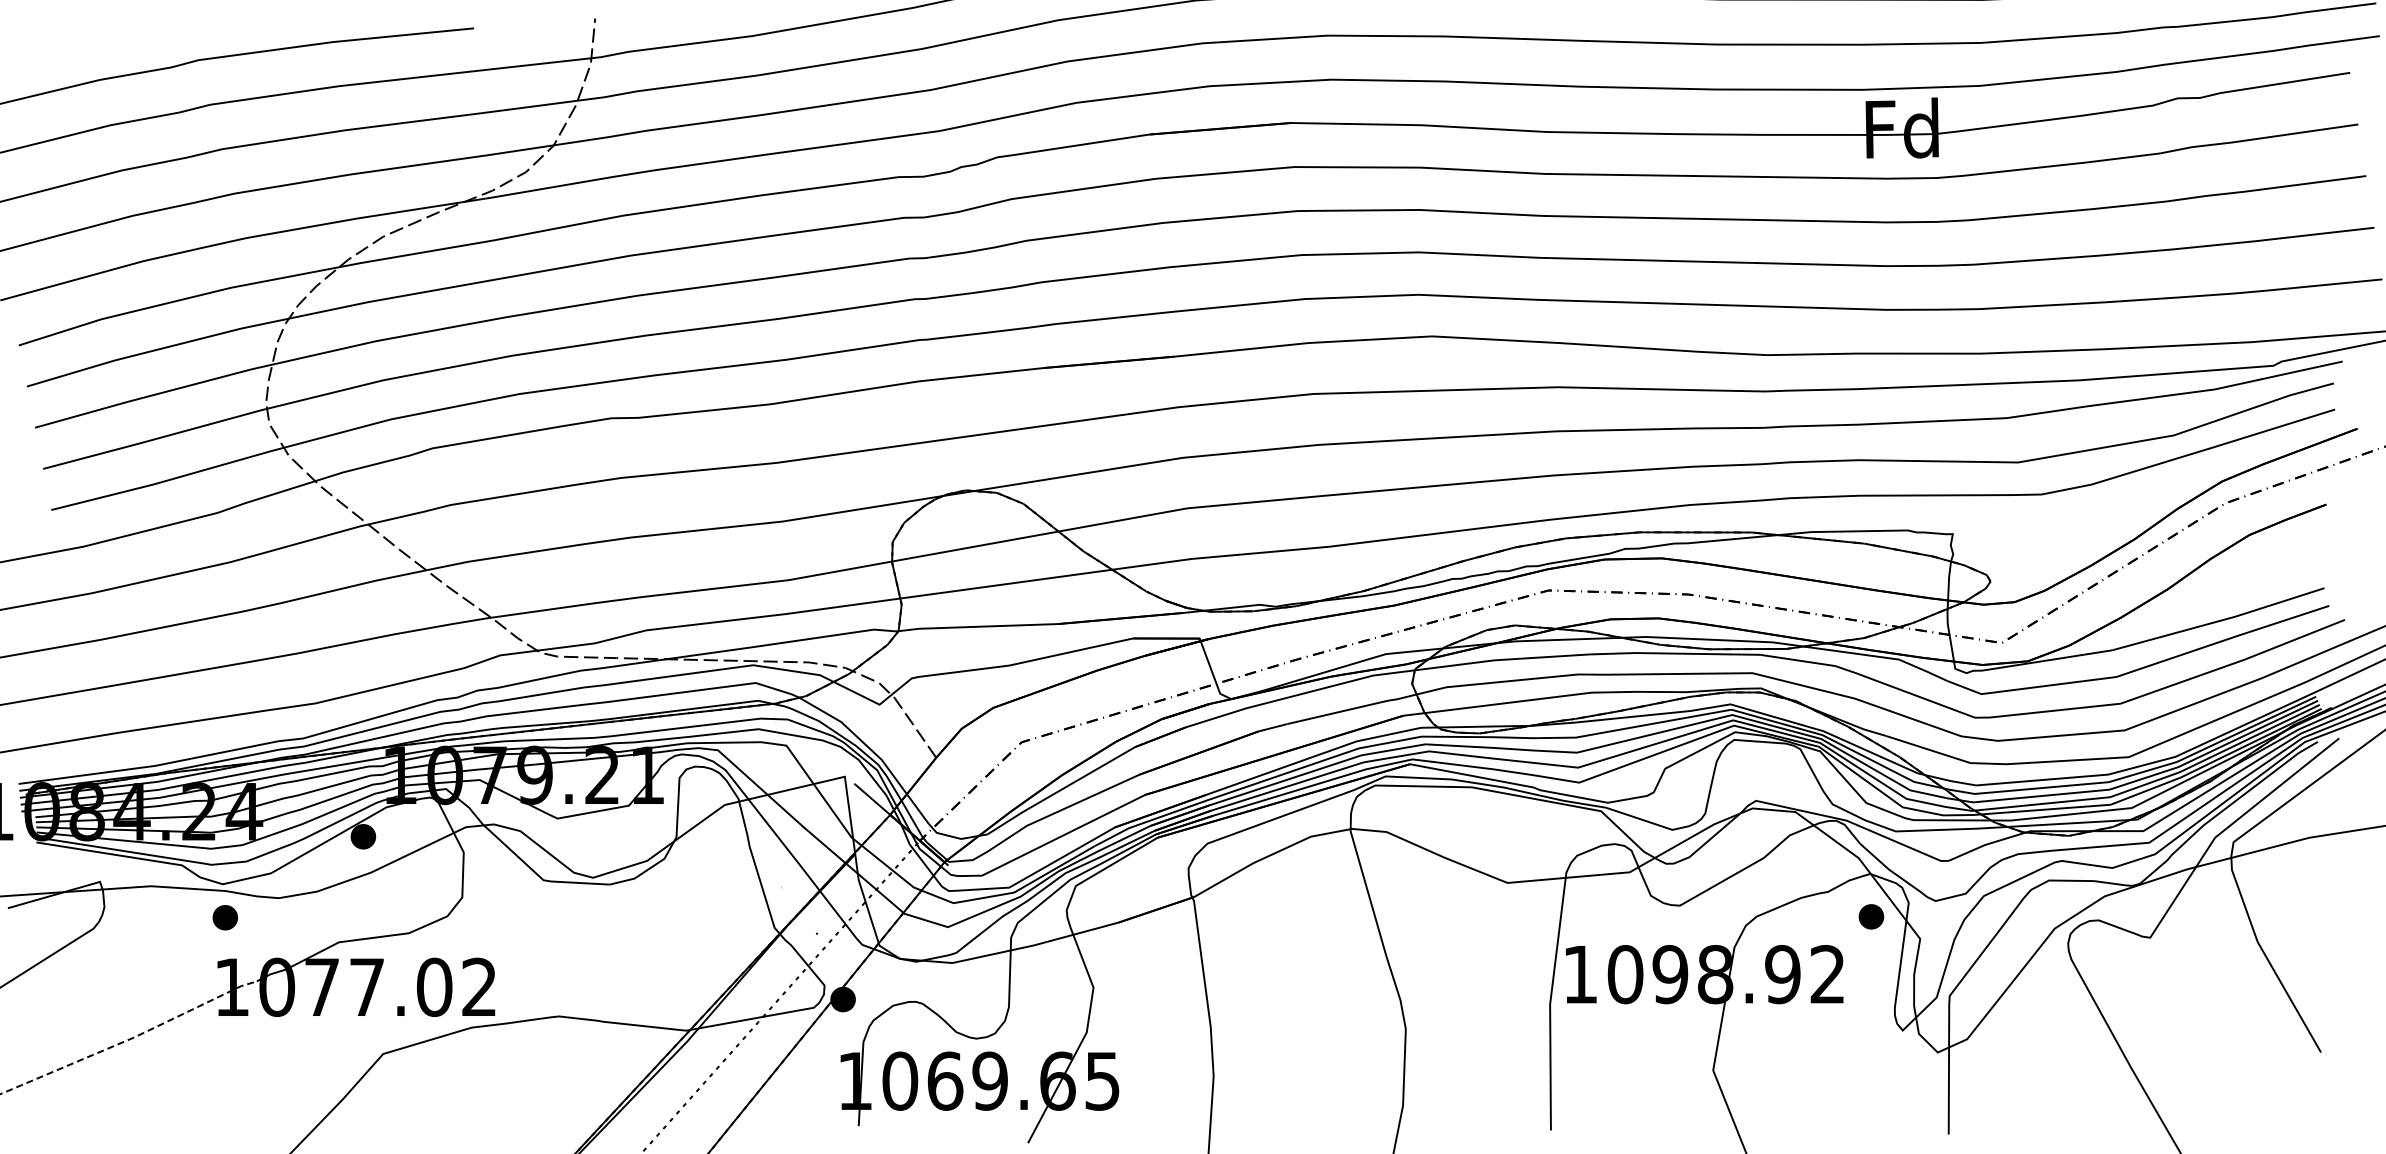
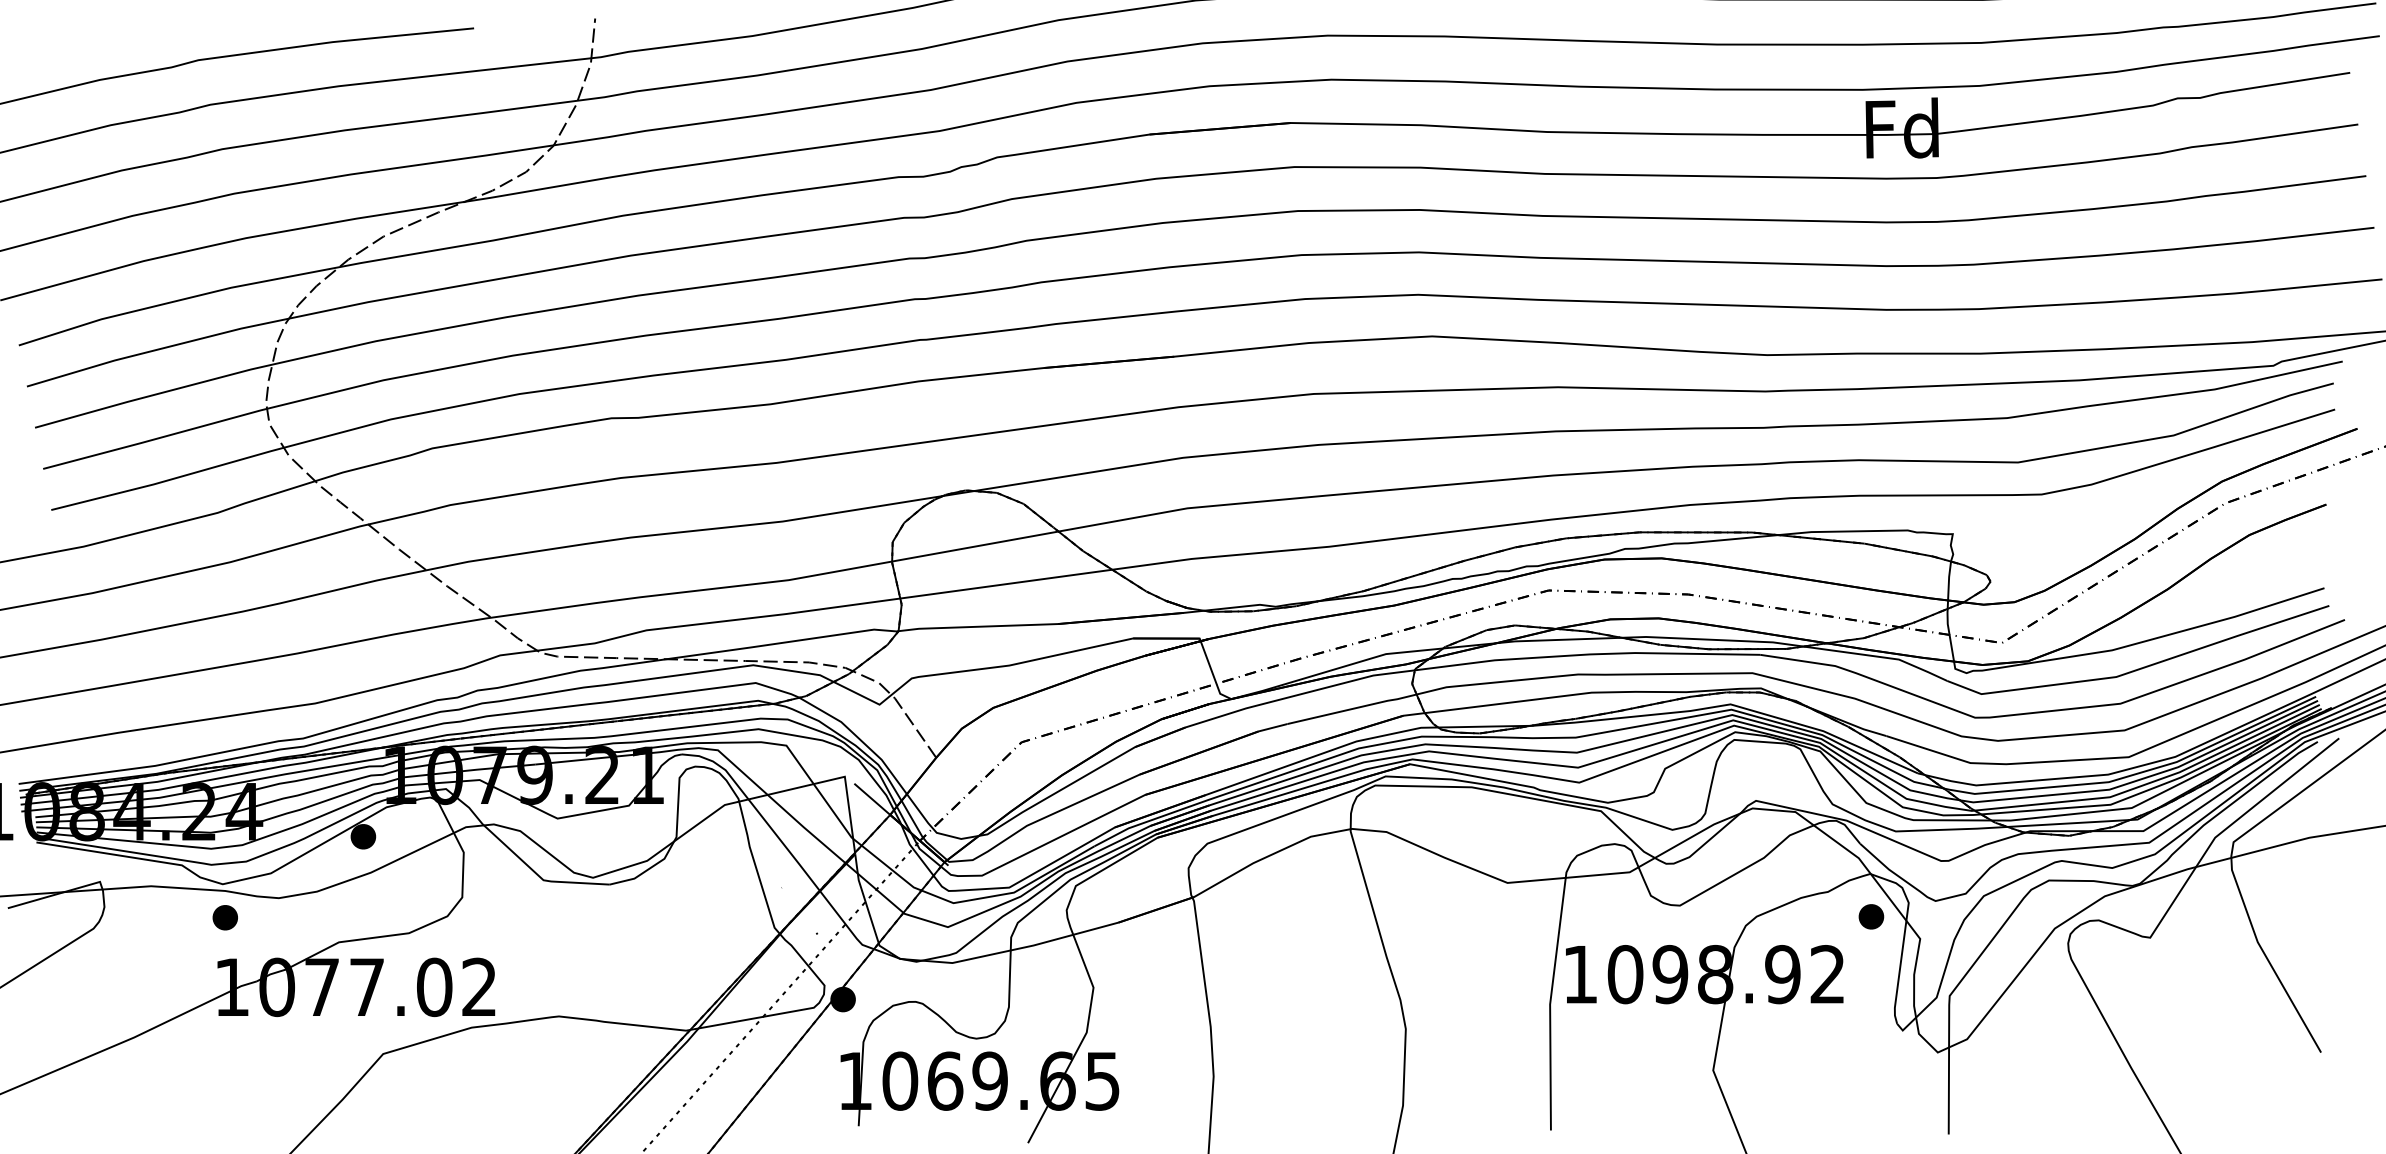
line: dashed -> solid (130, 1039)
